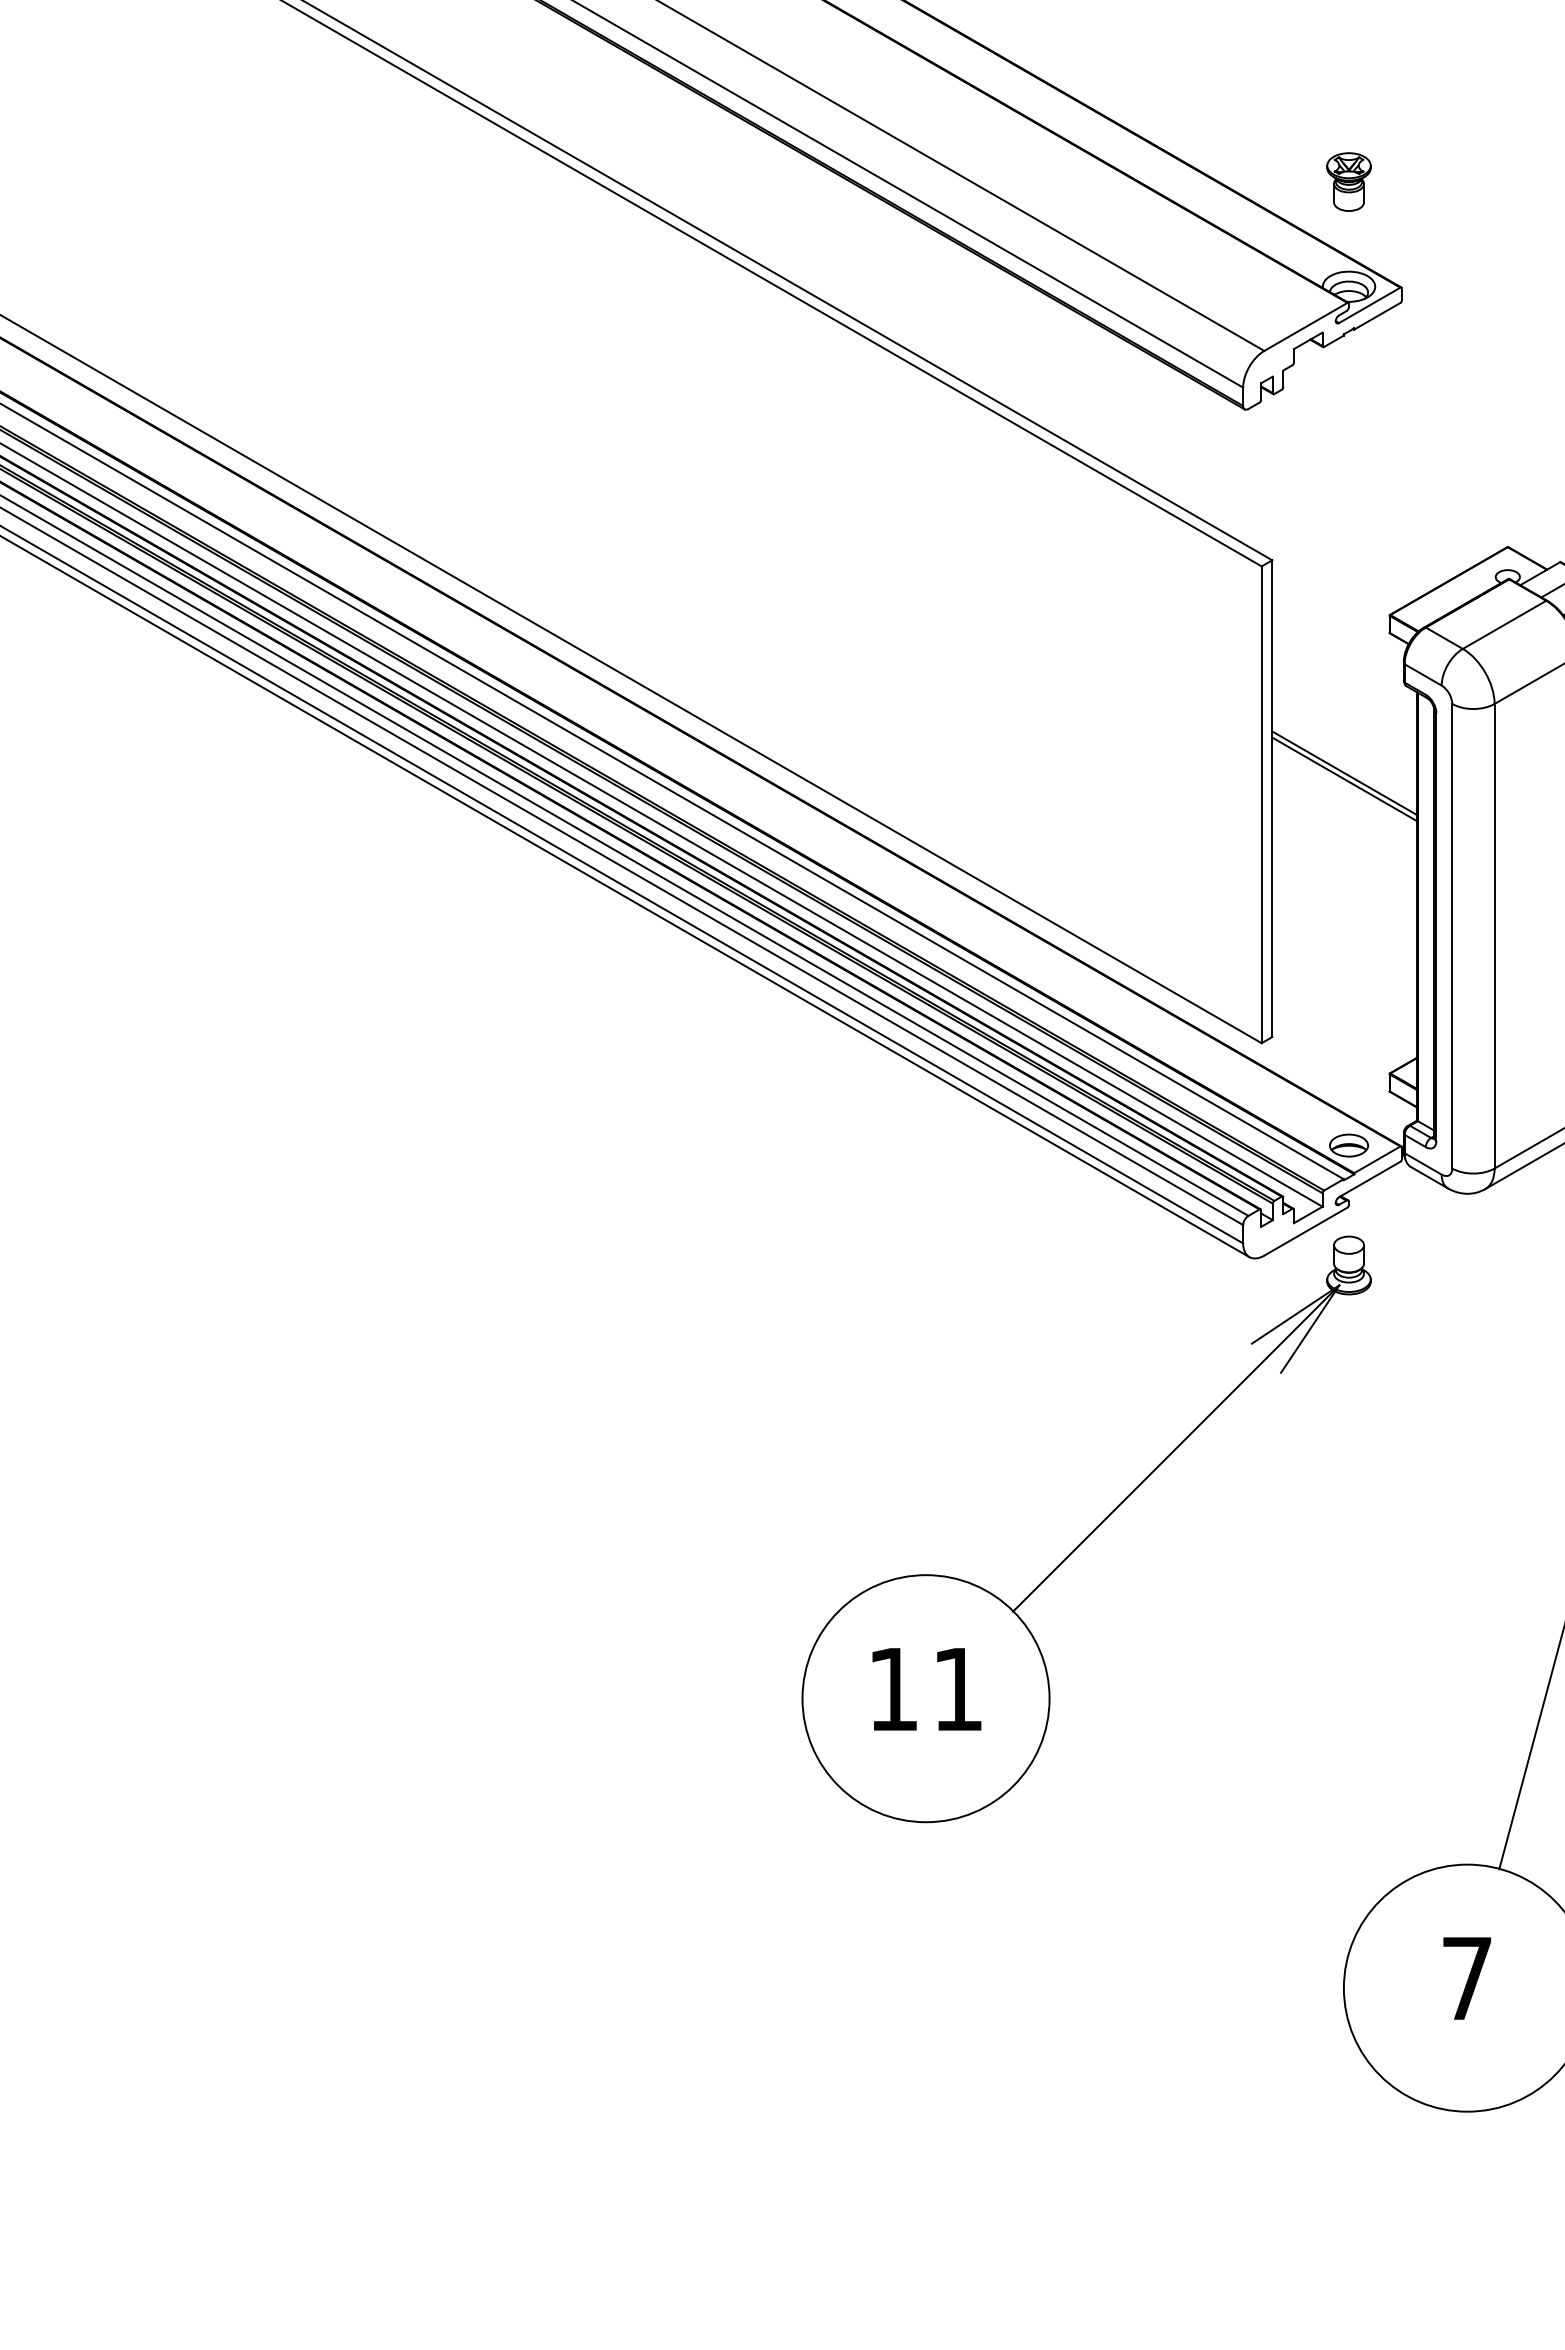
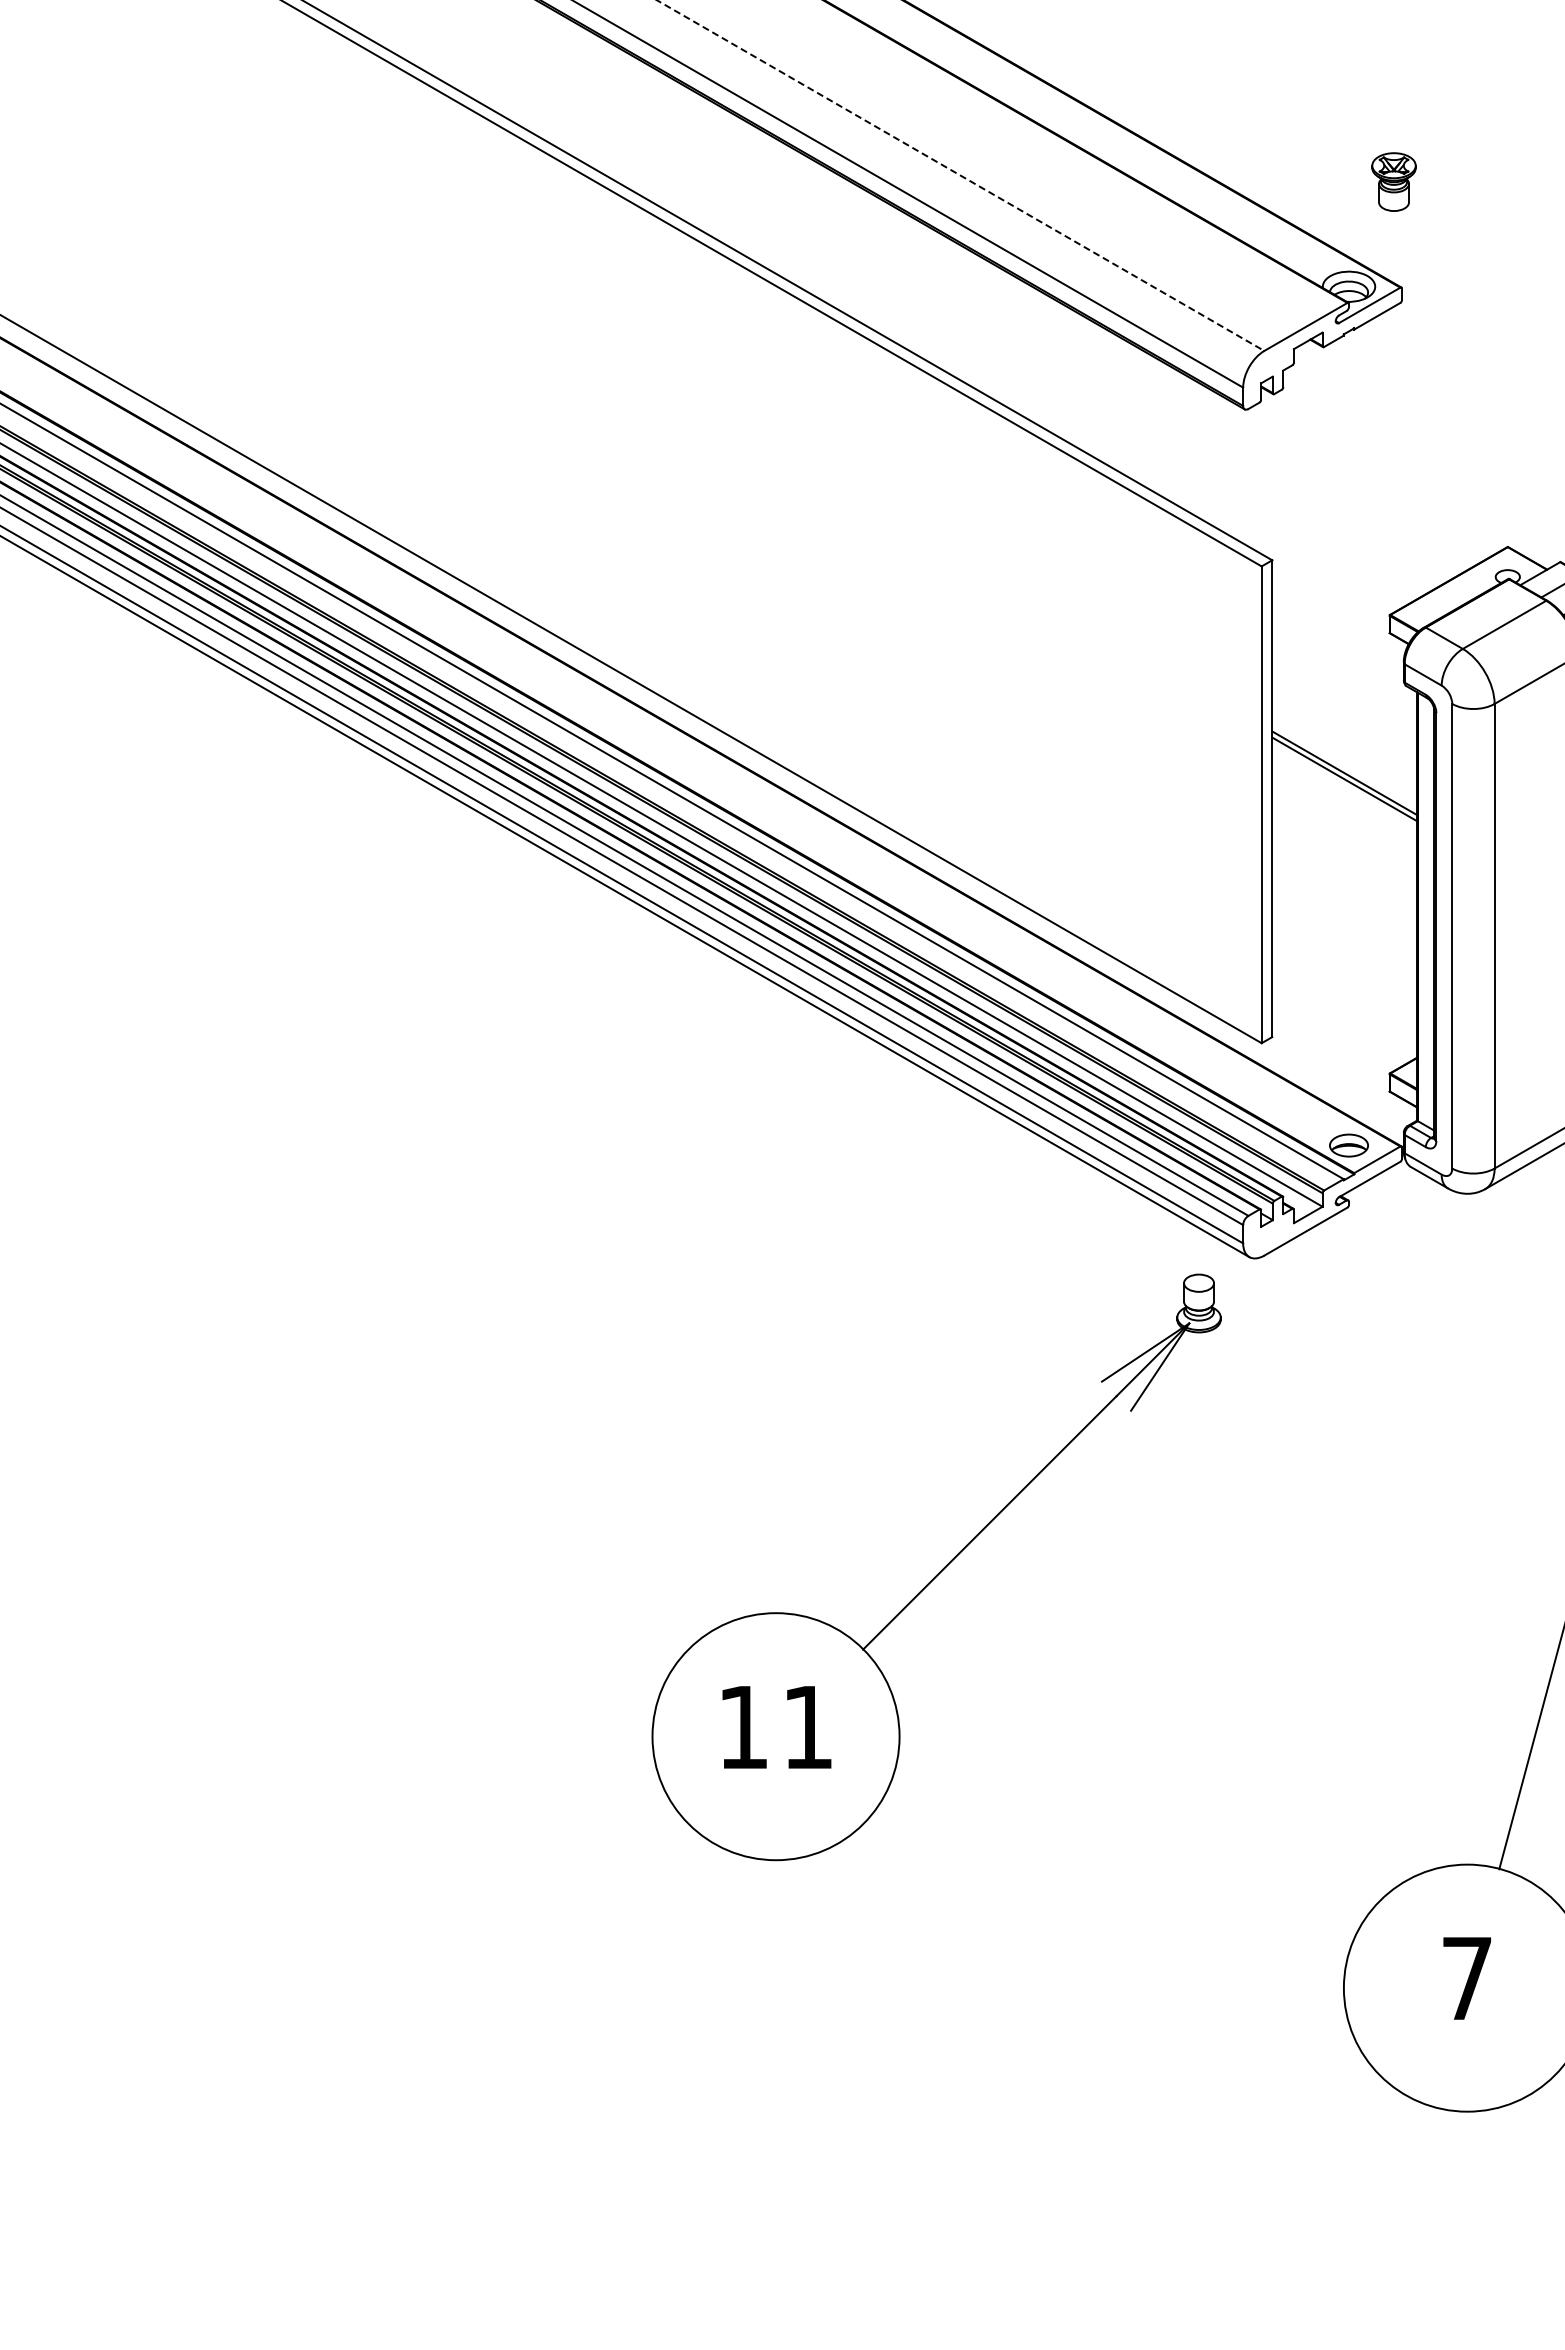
line: solid -> dashed (960, 175)
part position: (1348, 181) -> (1393, 181) (1393, 181)
part position: (1086, 1529) -> (936, 1567) (936, 1567)
